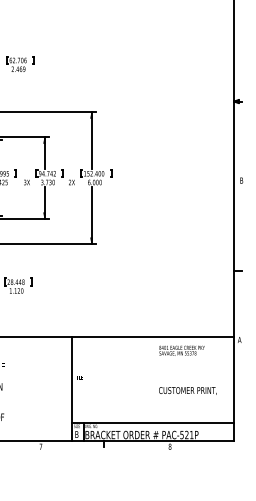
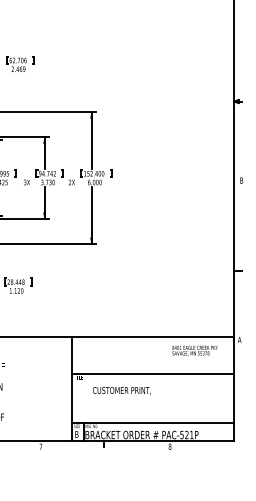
text position: (181, 350) -> (194, 350) (194, 350)
line: none -> present (152, 373)
text position: (187, 390) -> (121, 390) (121, 390)
